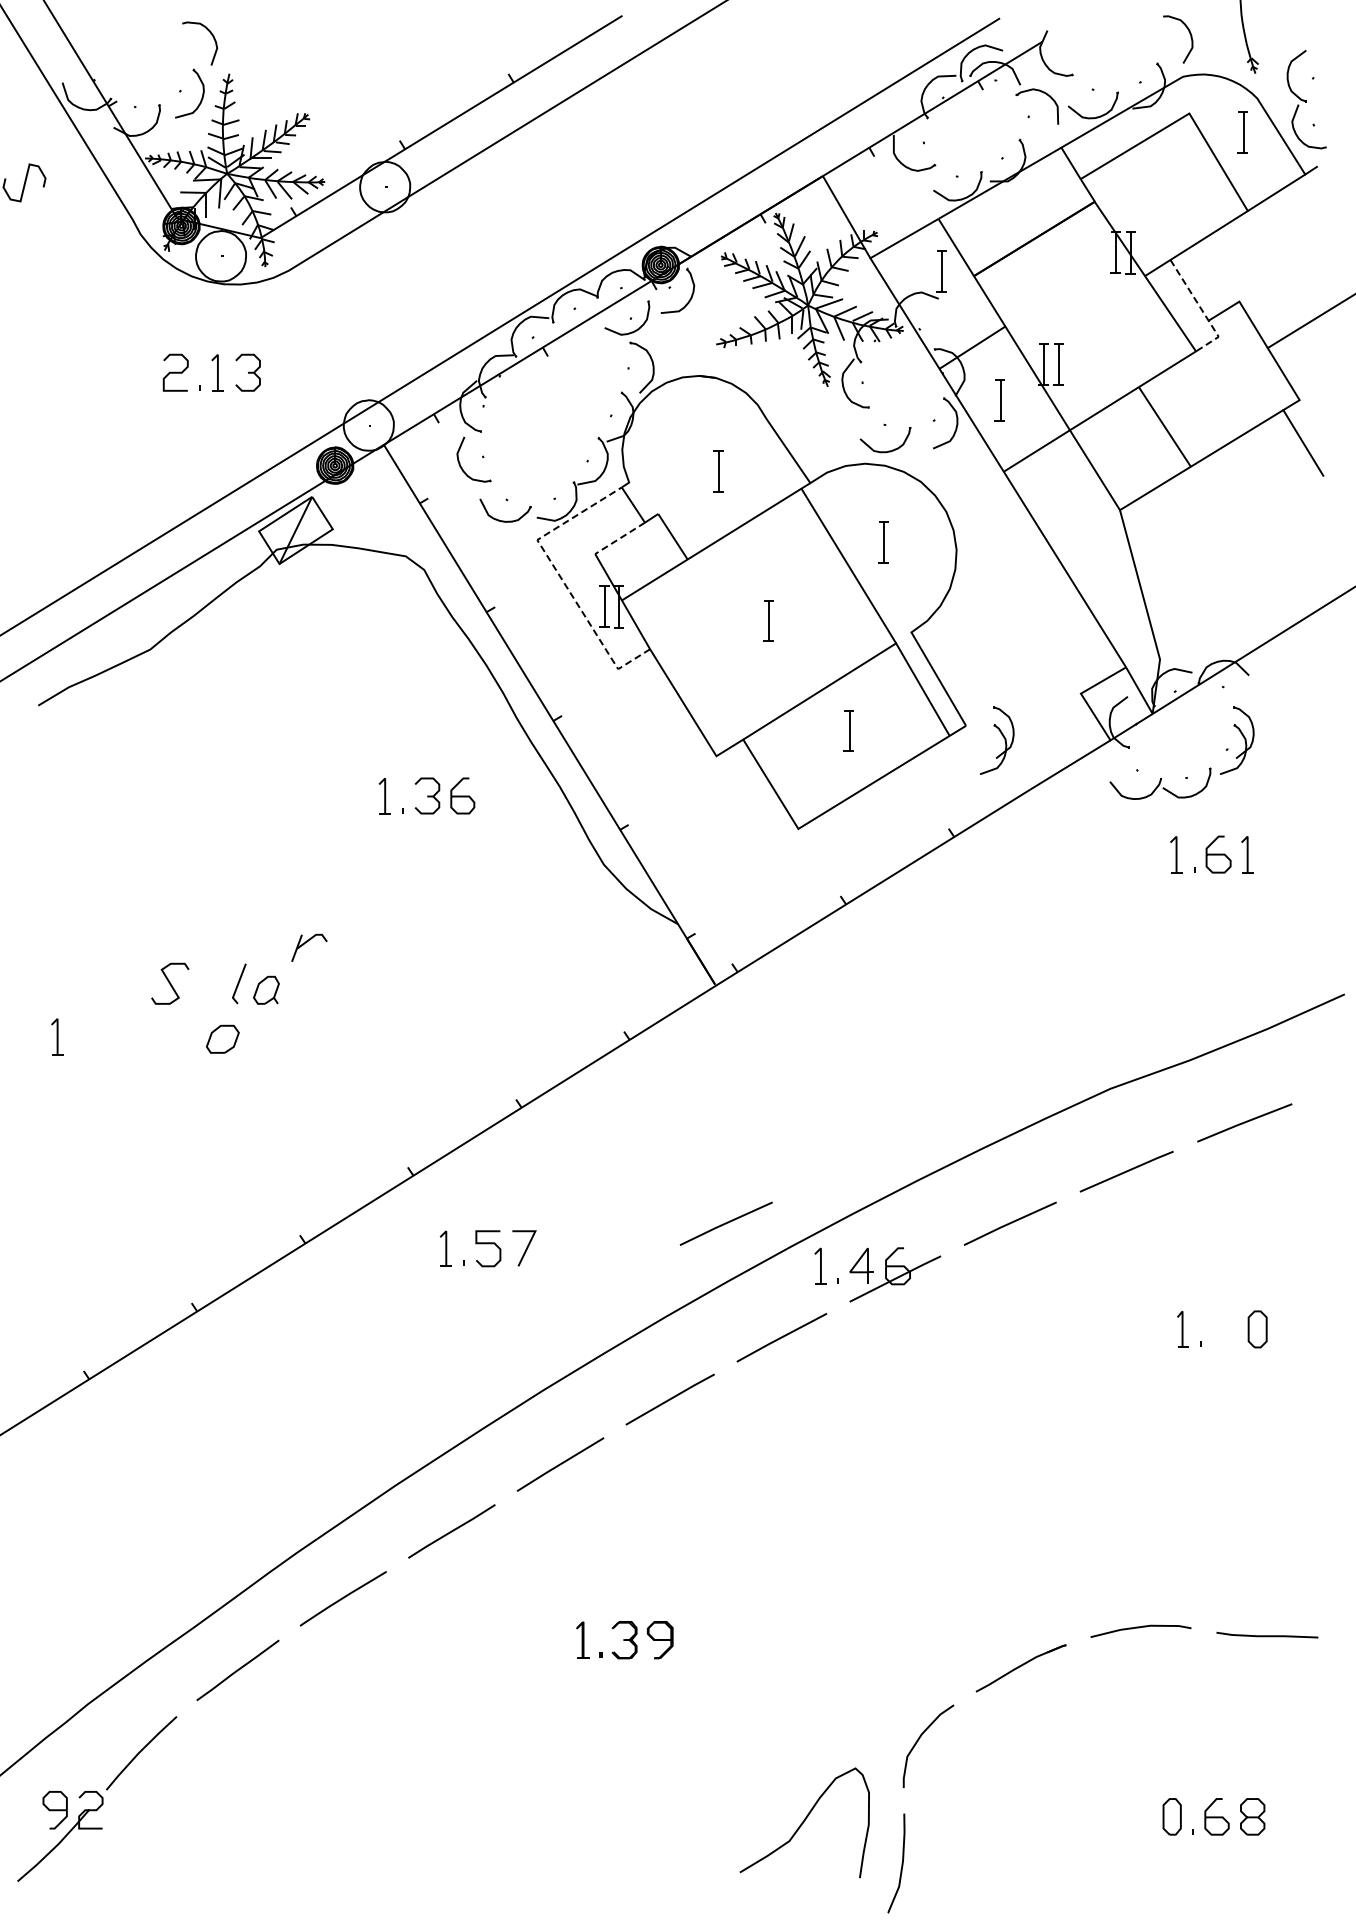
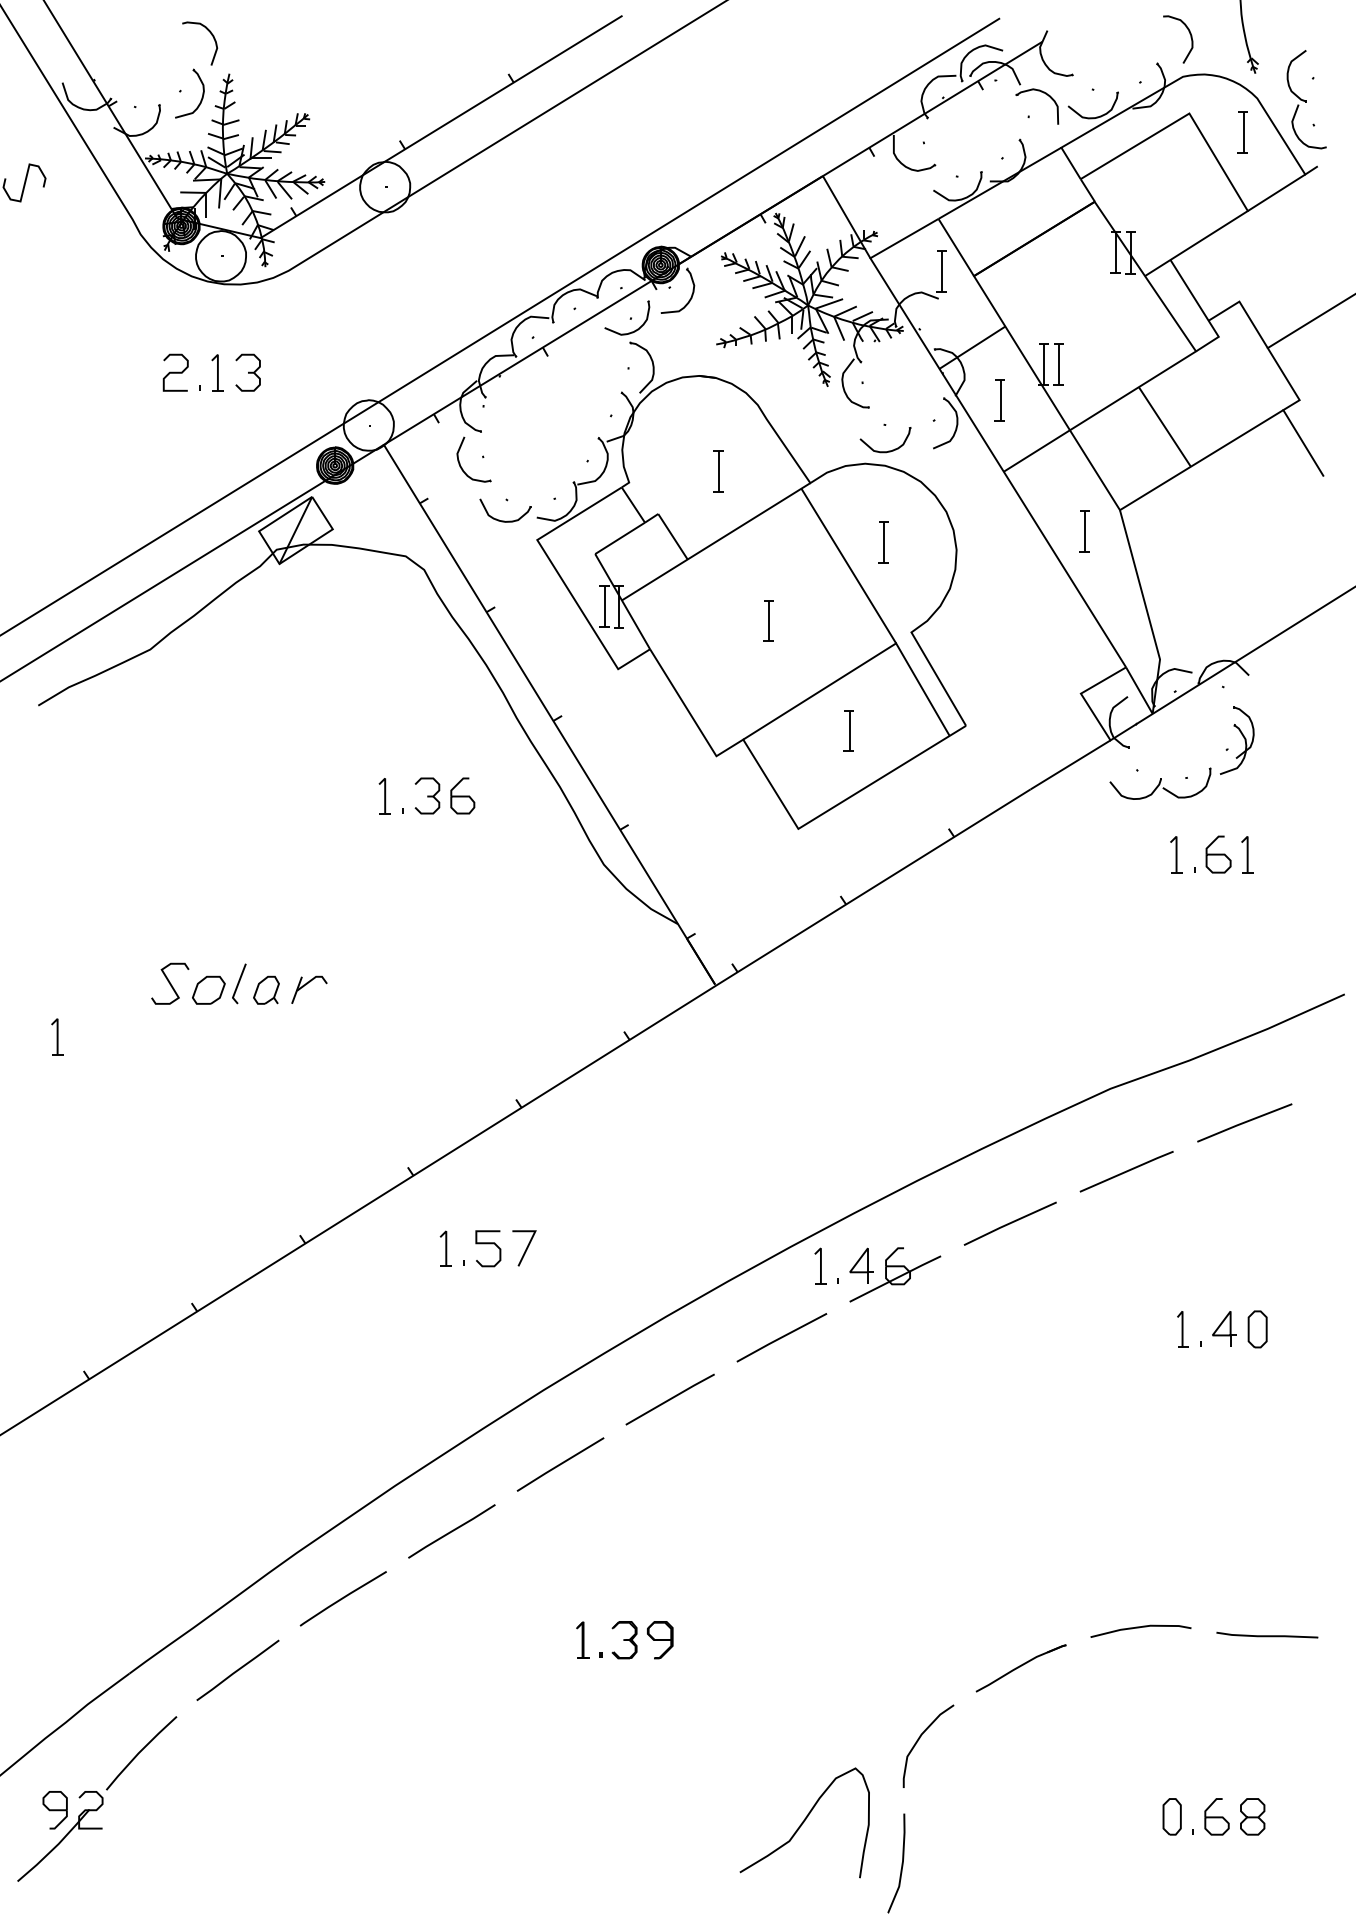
line: dashed -> solid (1202, 311)
part: none -> present (1084, 531)
line: dashed -> solid (619, 538)
line: dashed -> solid (561, 578)
part: present -> none (1003, 738)
part position: (309, 947) -> (309, 989) (309, 989)
part position: (222, 1038) -> (208, 989) (208, 989)
line: present -> none (725, 1223)
part: none -> present (1224, 1328)
